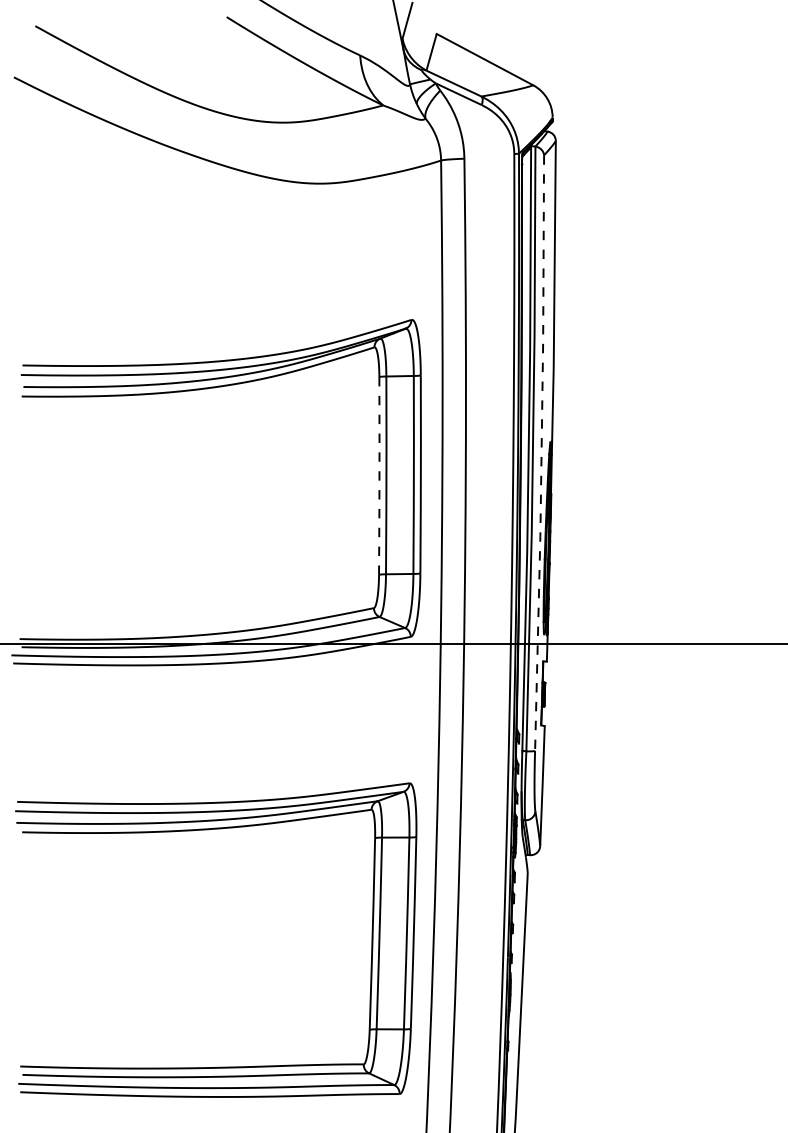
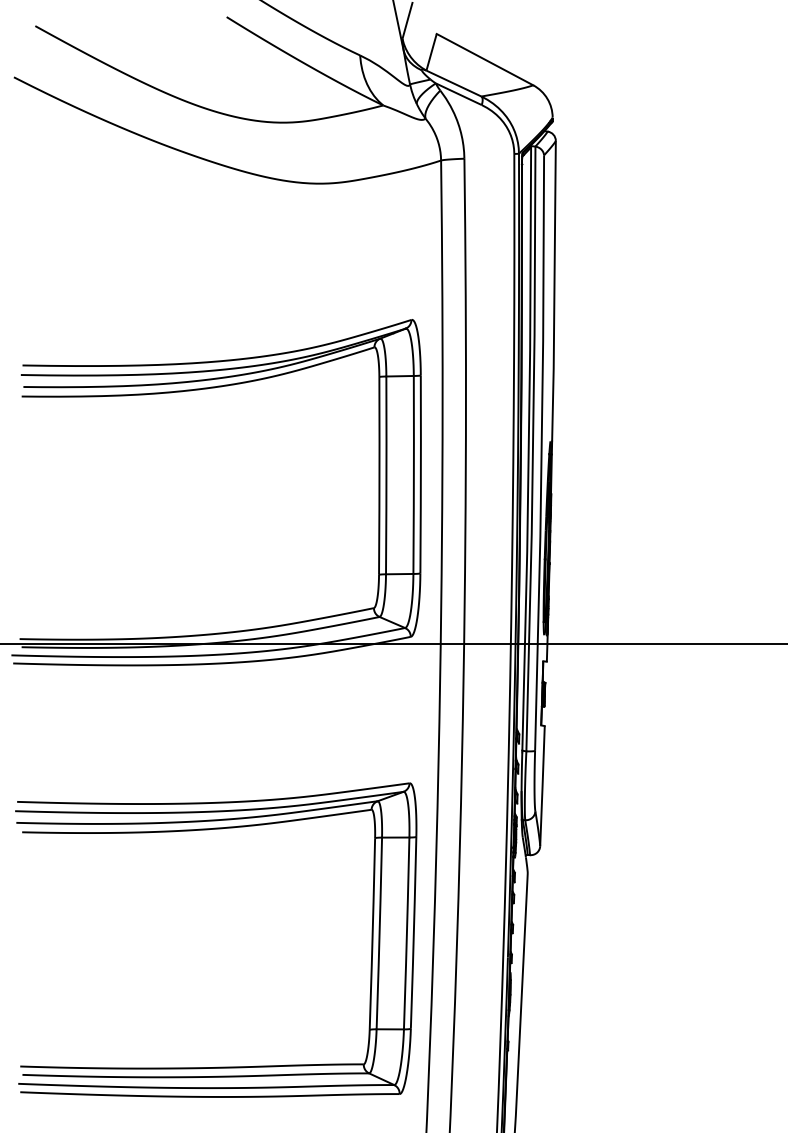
line: dashed -> solid (541, 454)
line: dashed -> solid (379, 475)
